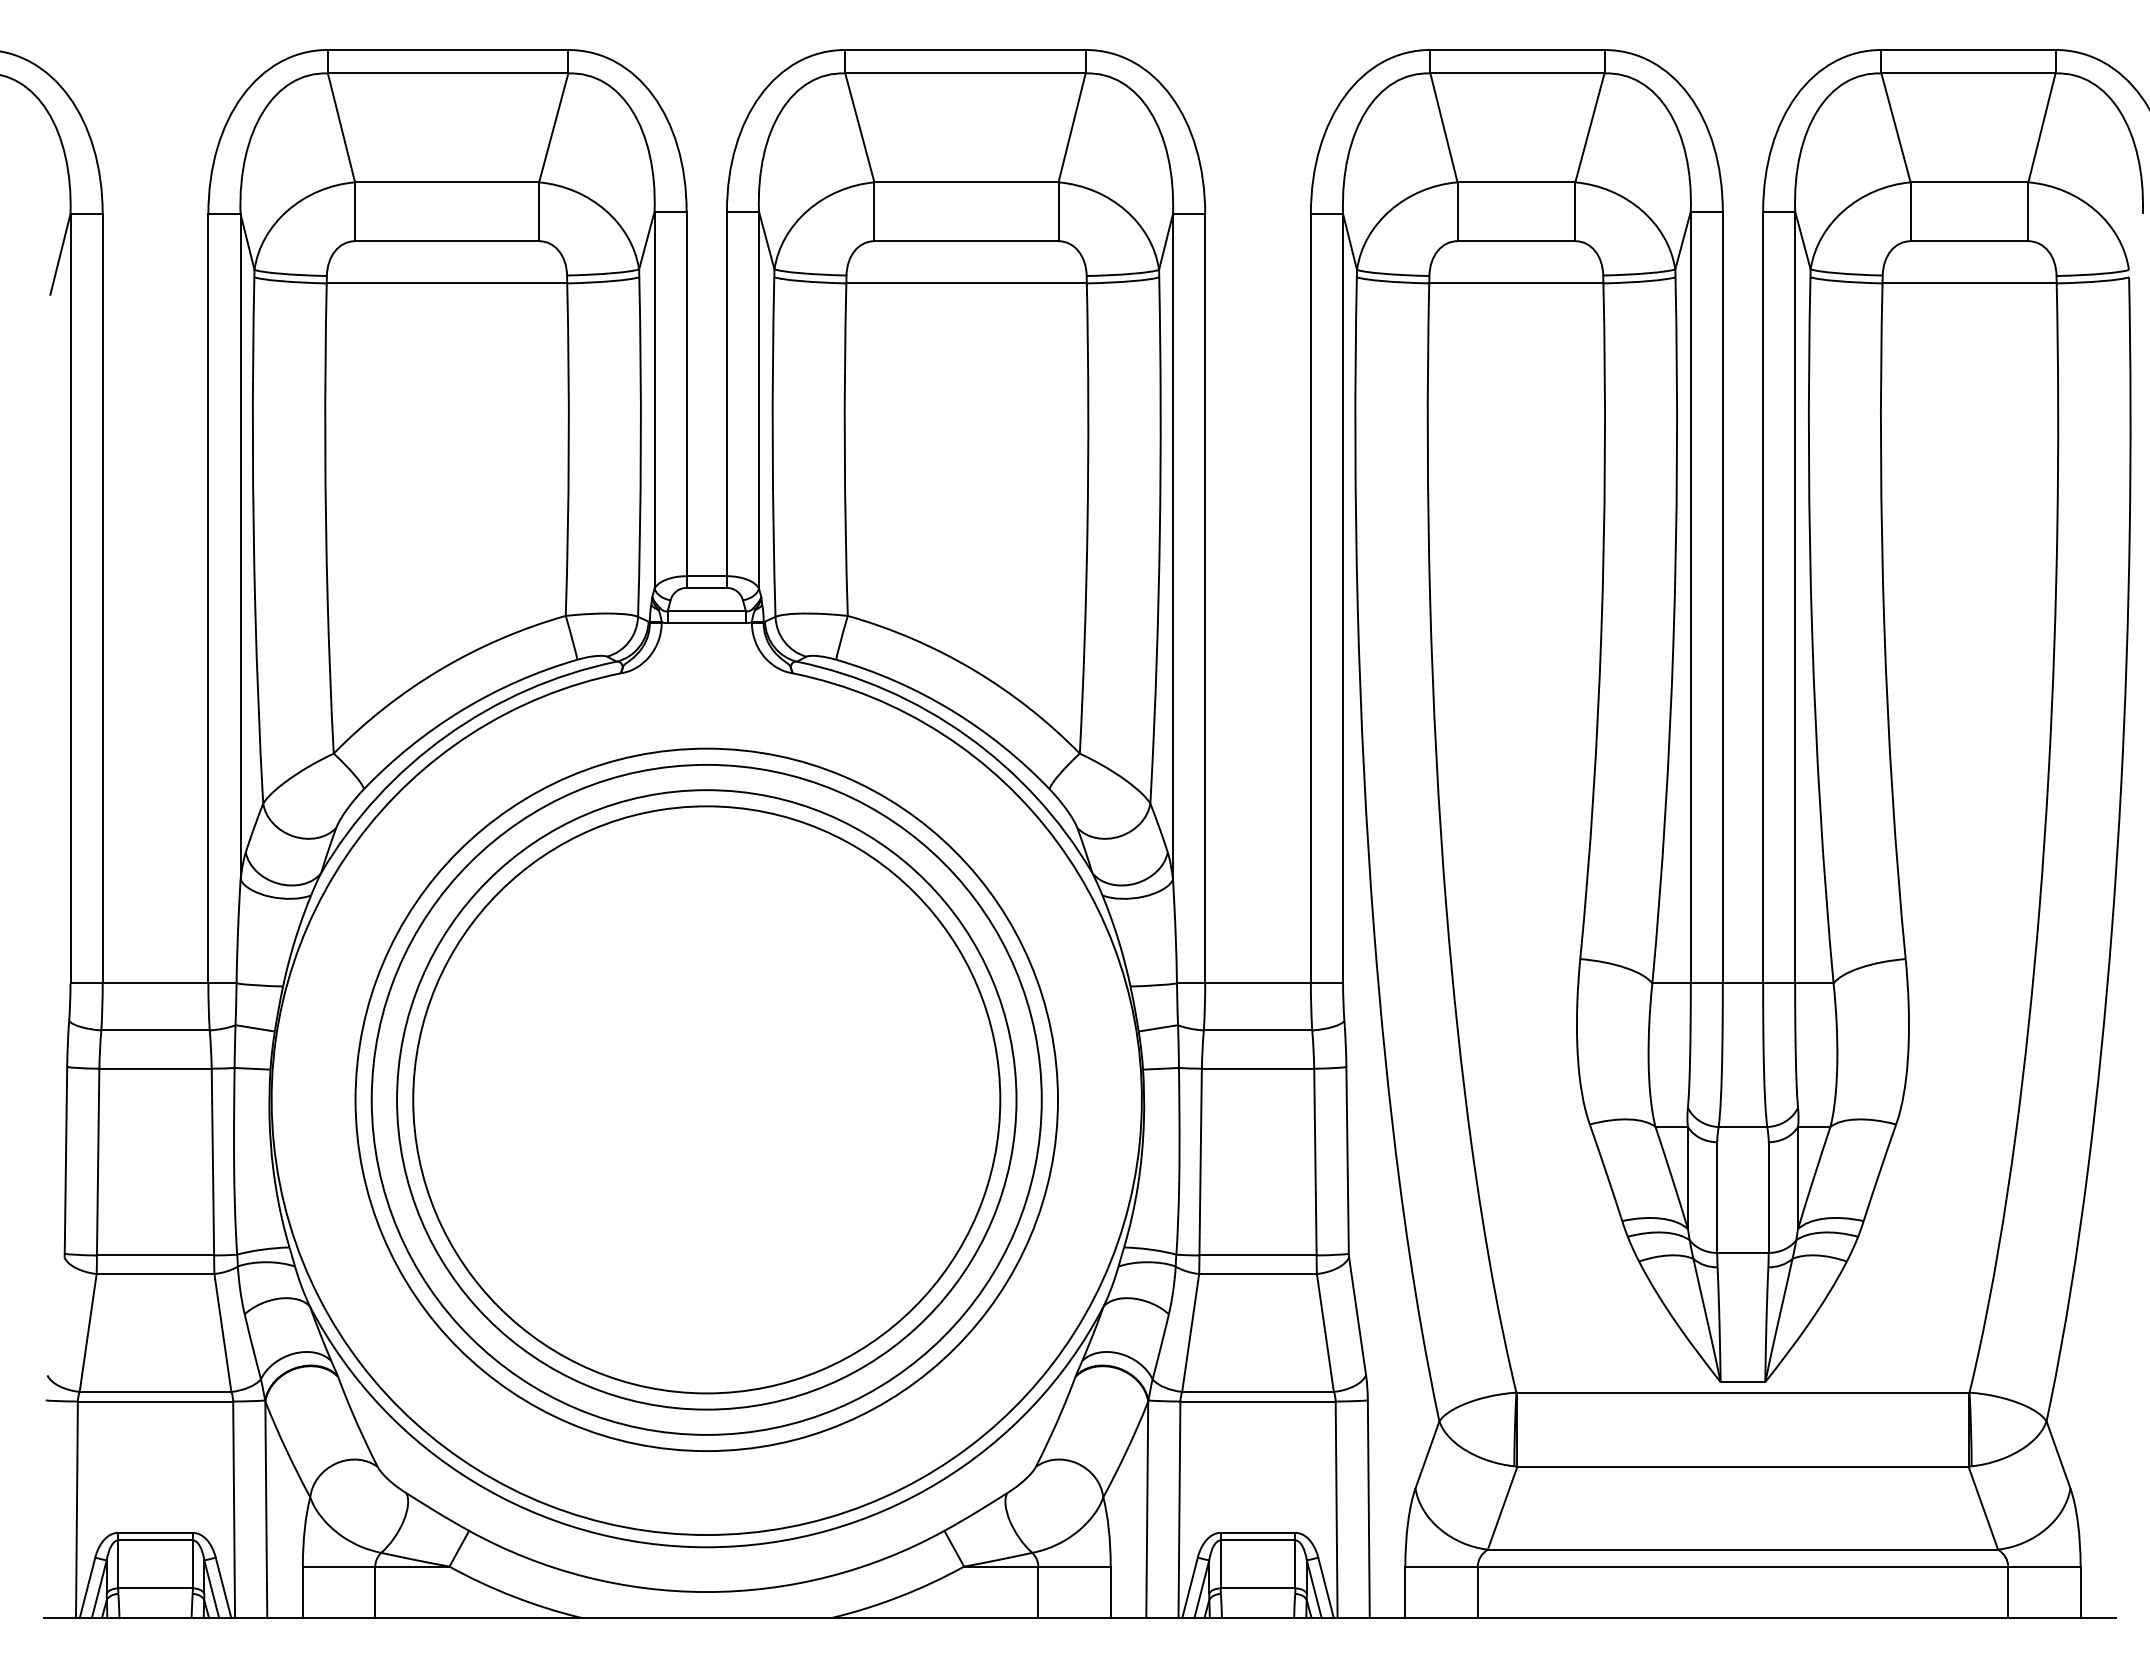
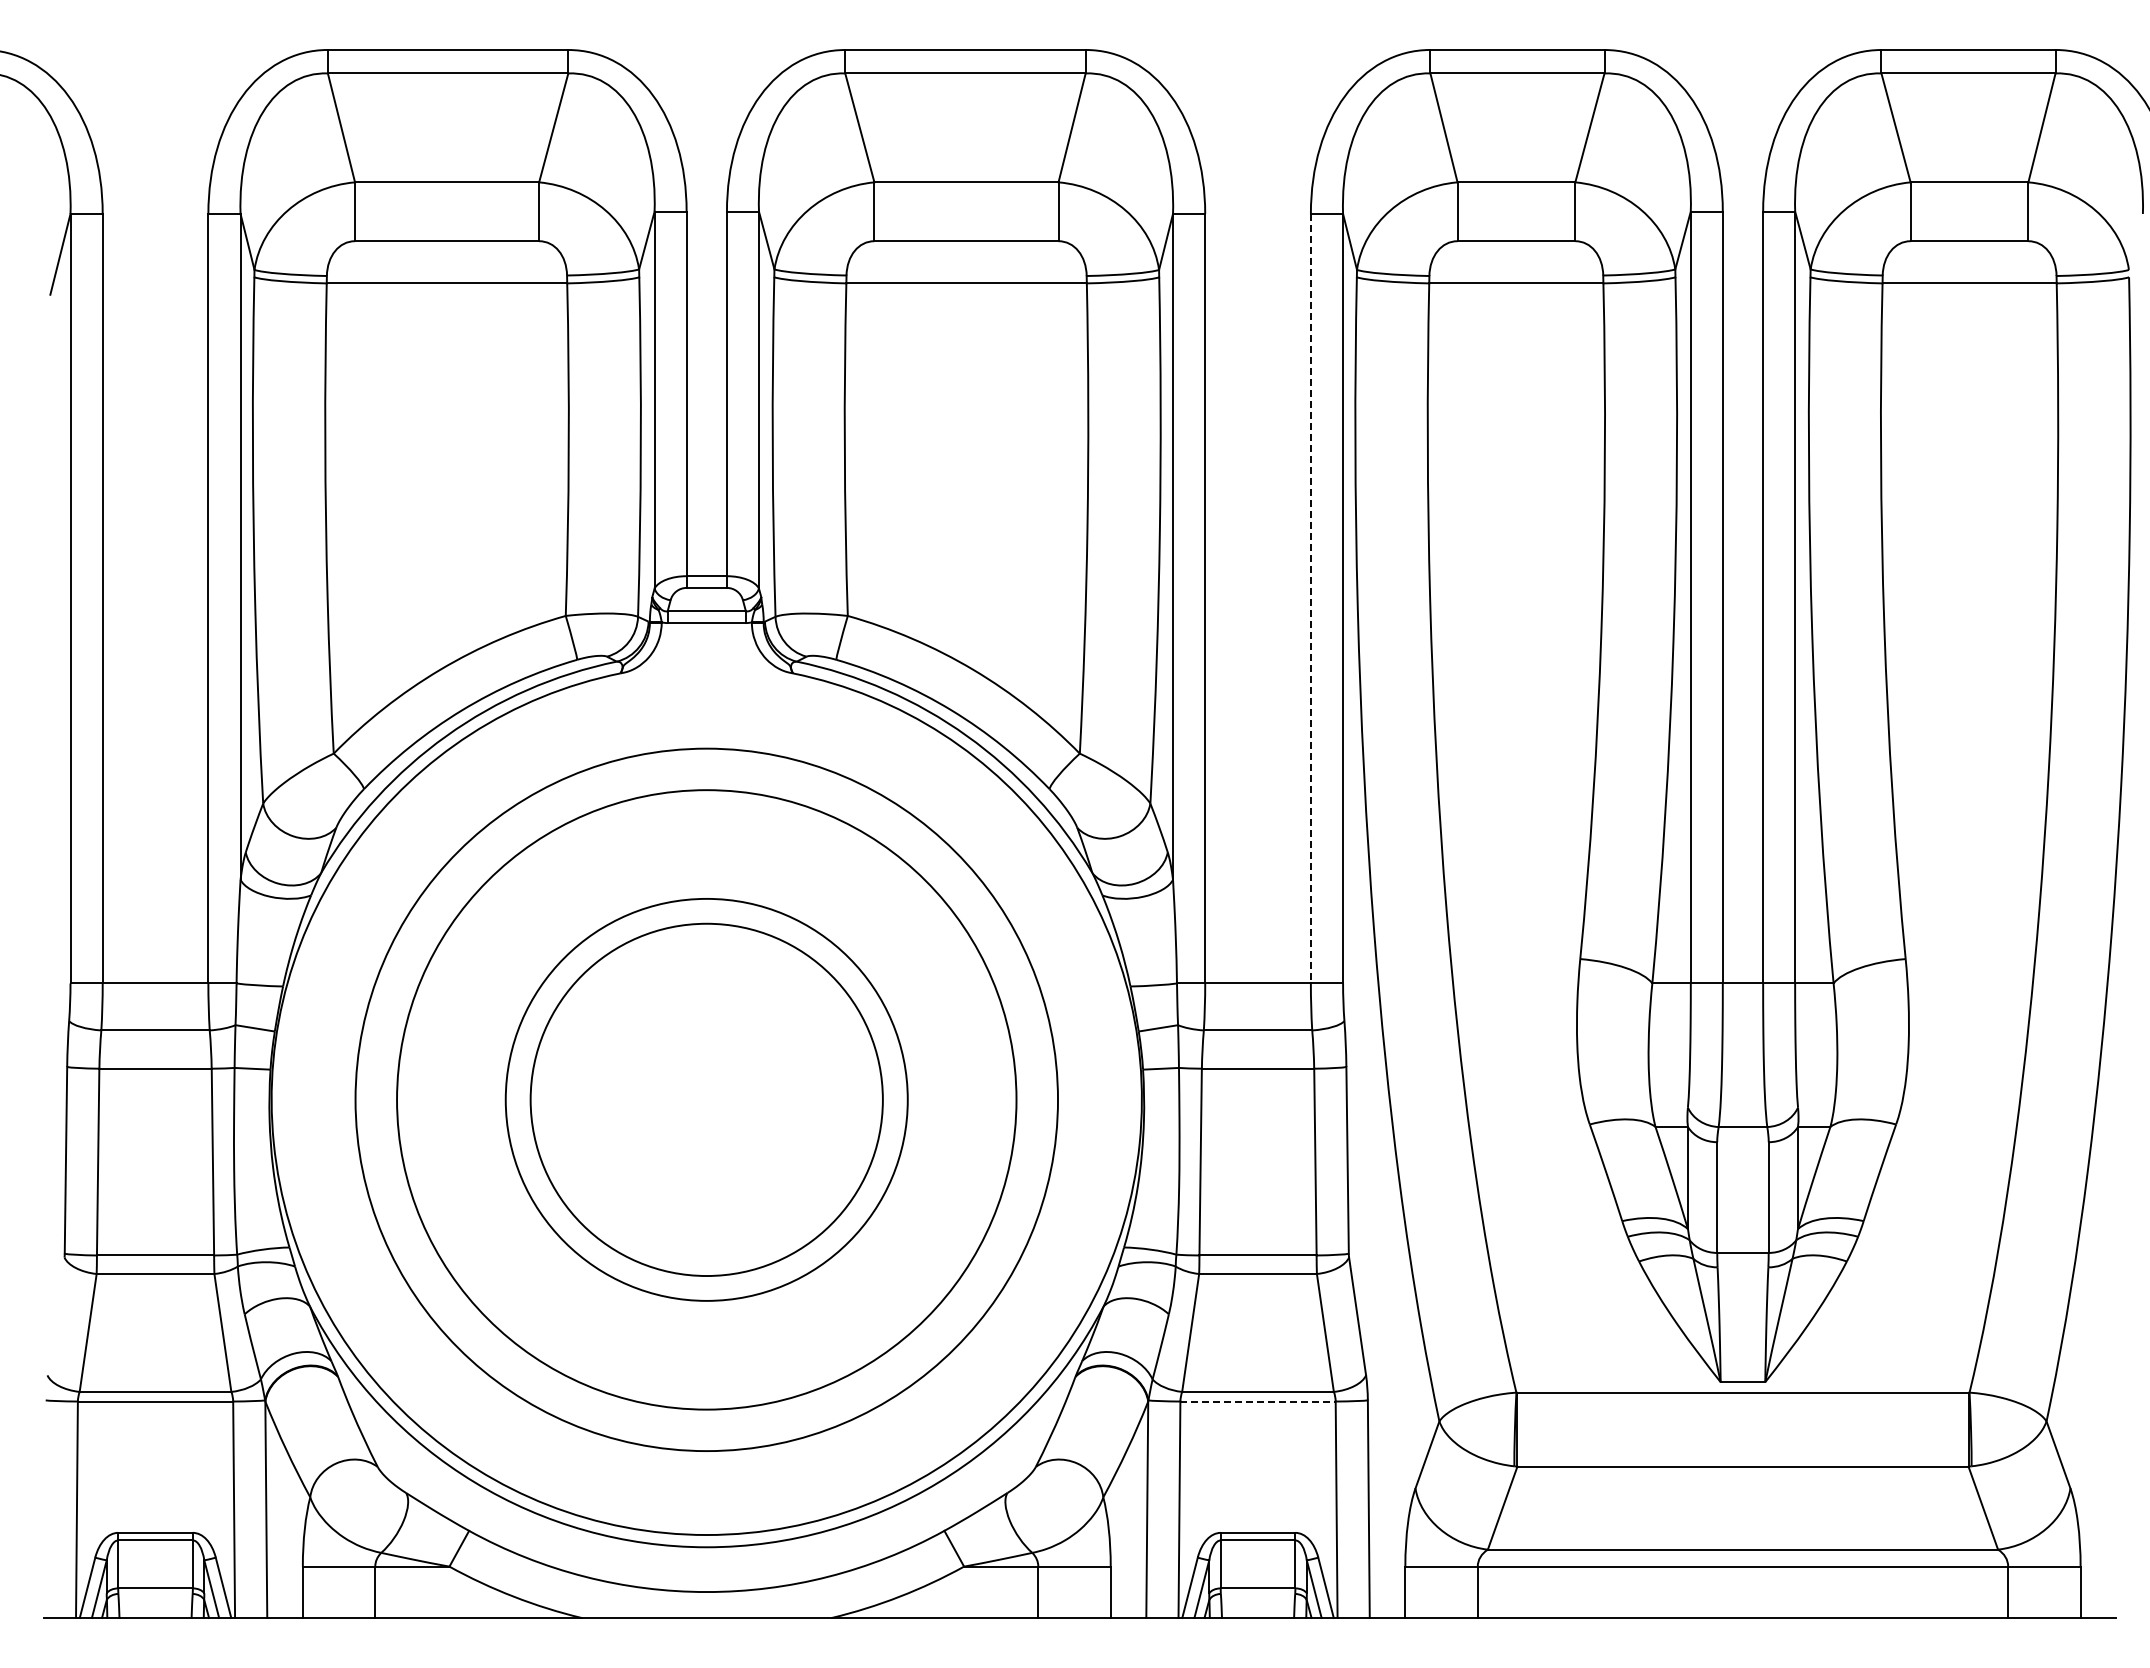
line: solid -> dashed (1310, 598)
circle diameter: 587 px -> 352 px (706, 1099)
circle diameter: 670 px -> 402 px (706, 1099)
line: solid -> dashed (1258, 1401)
